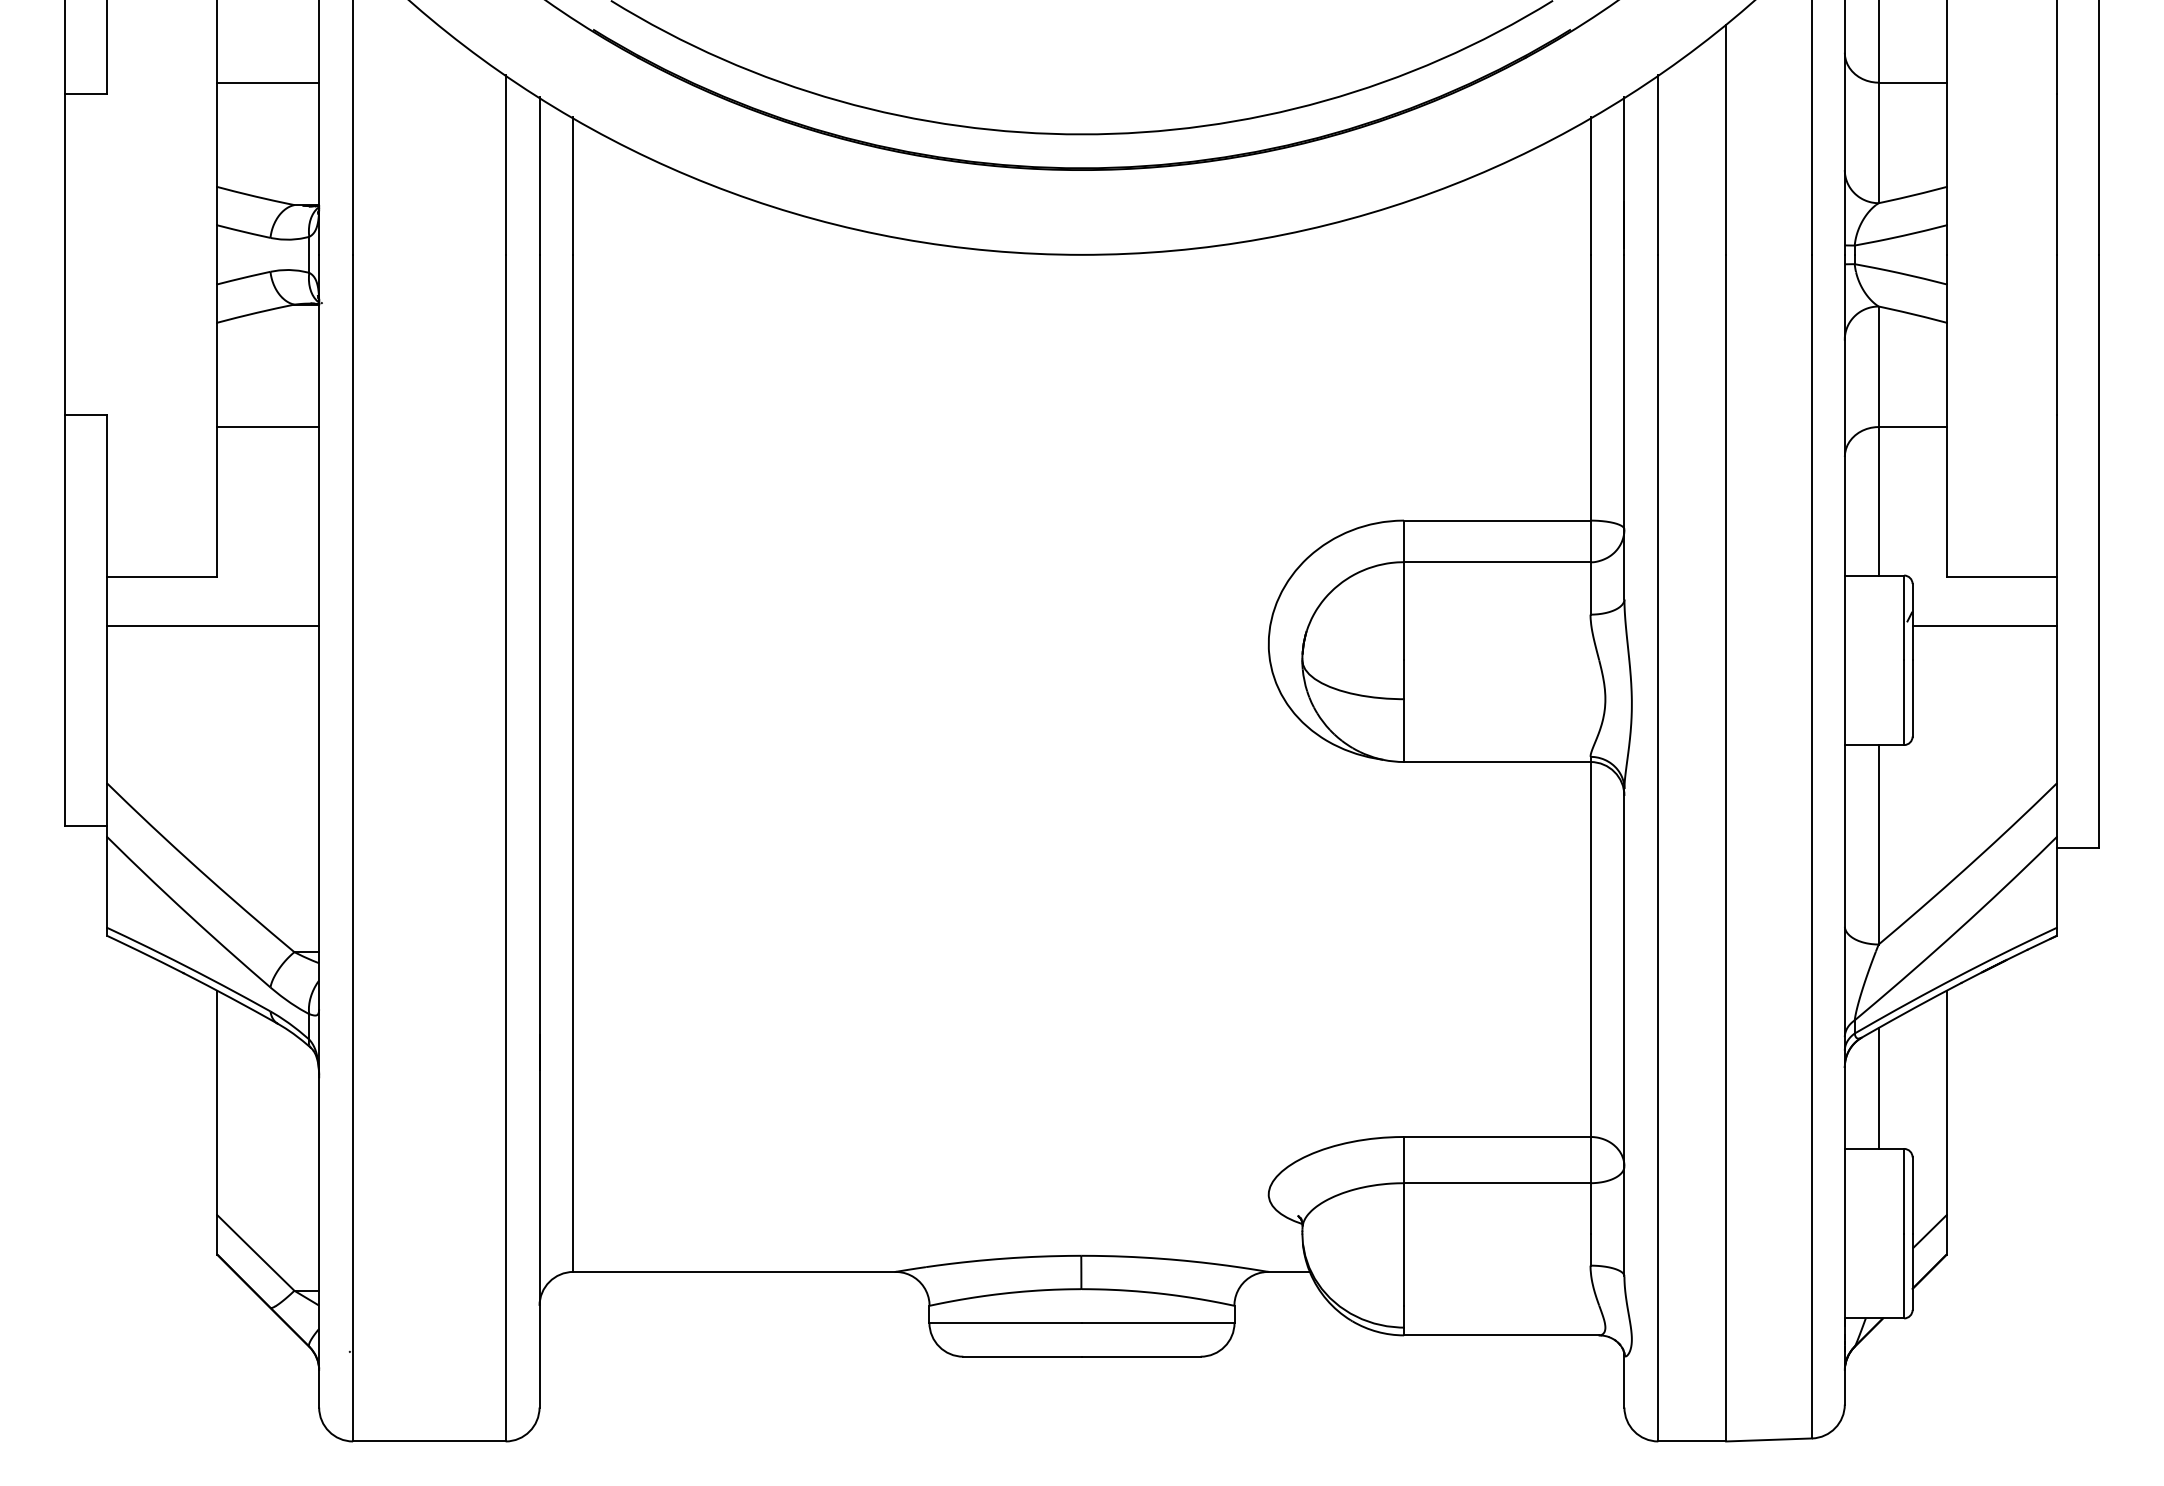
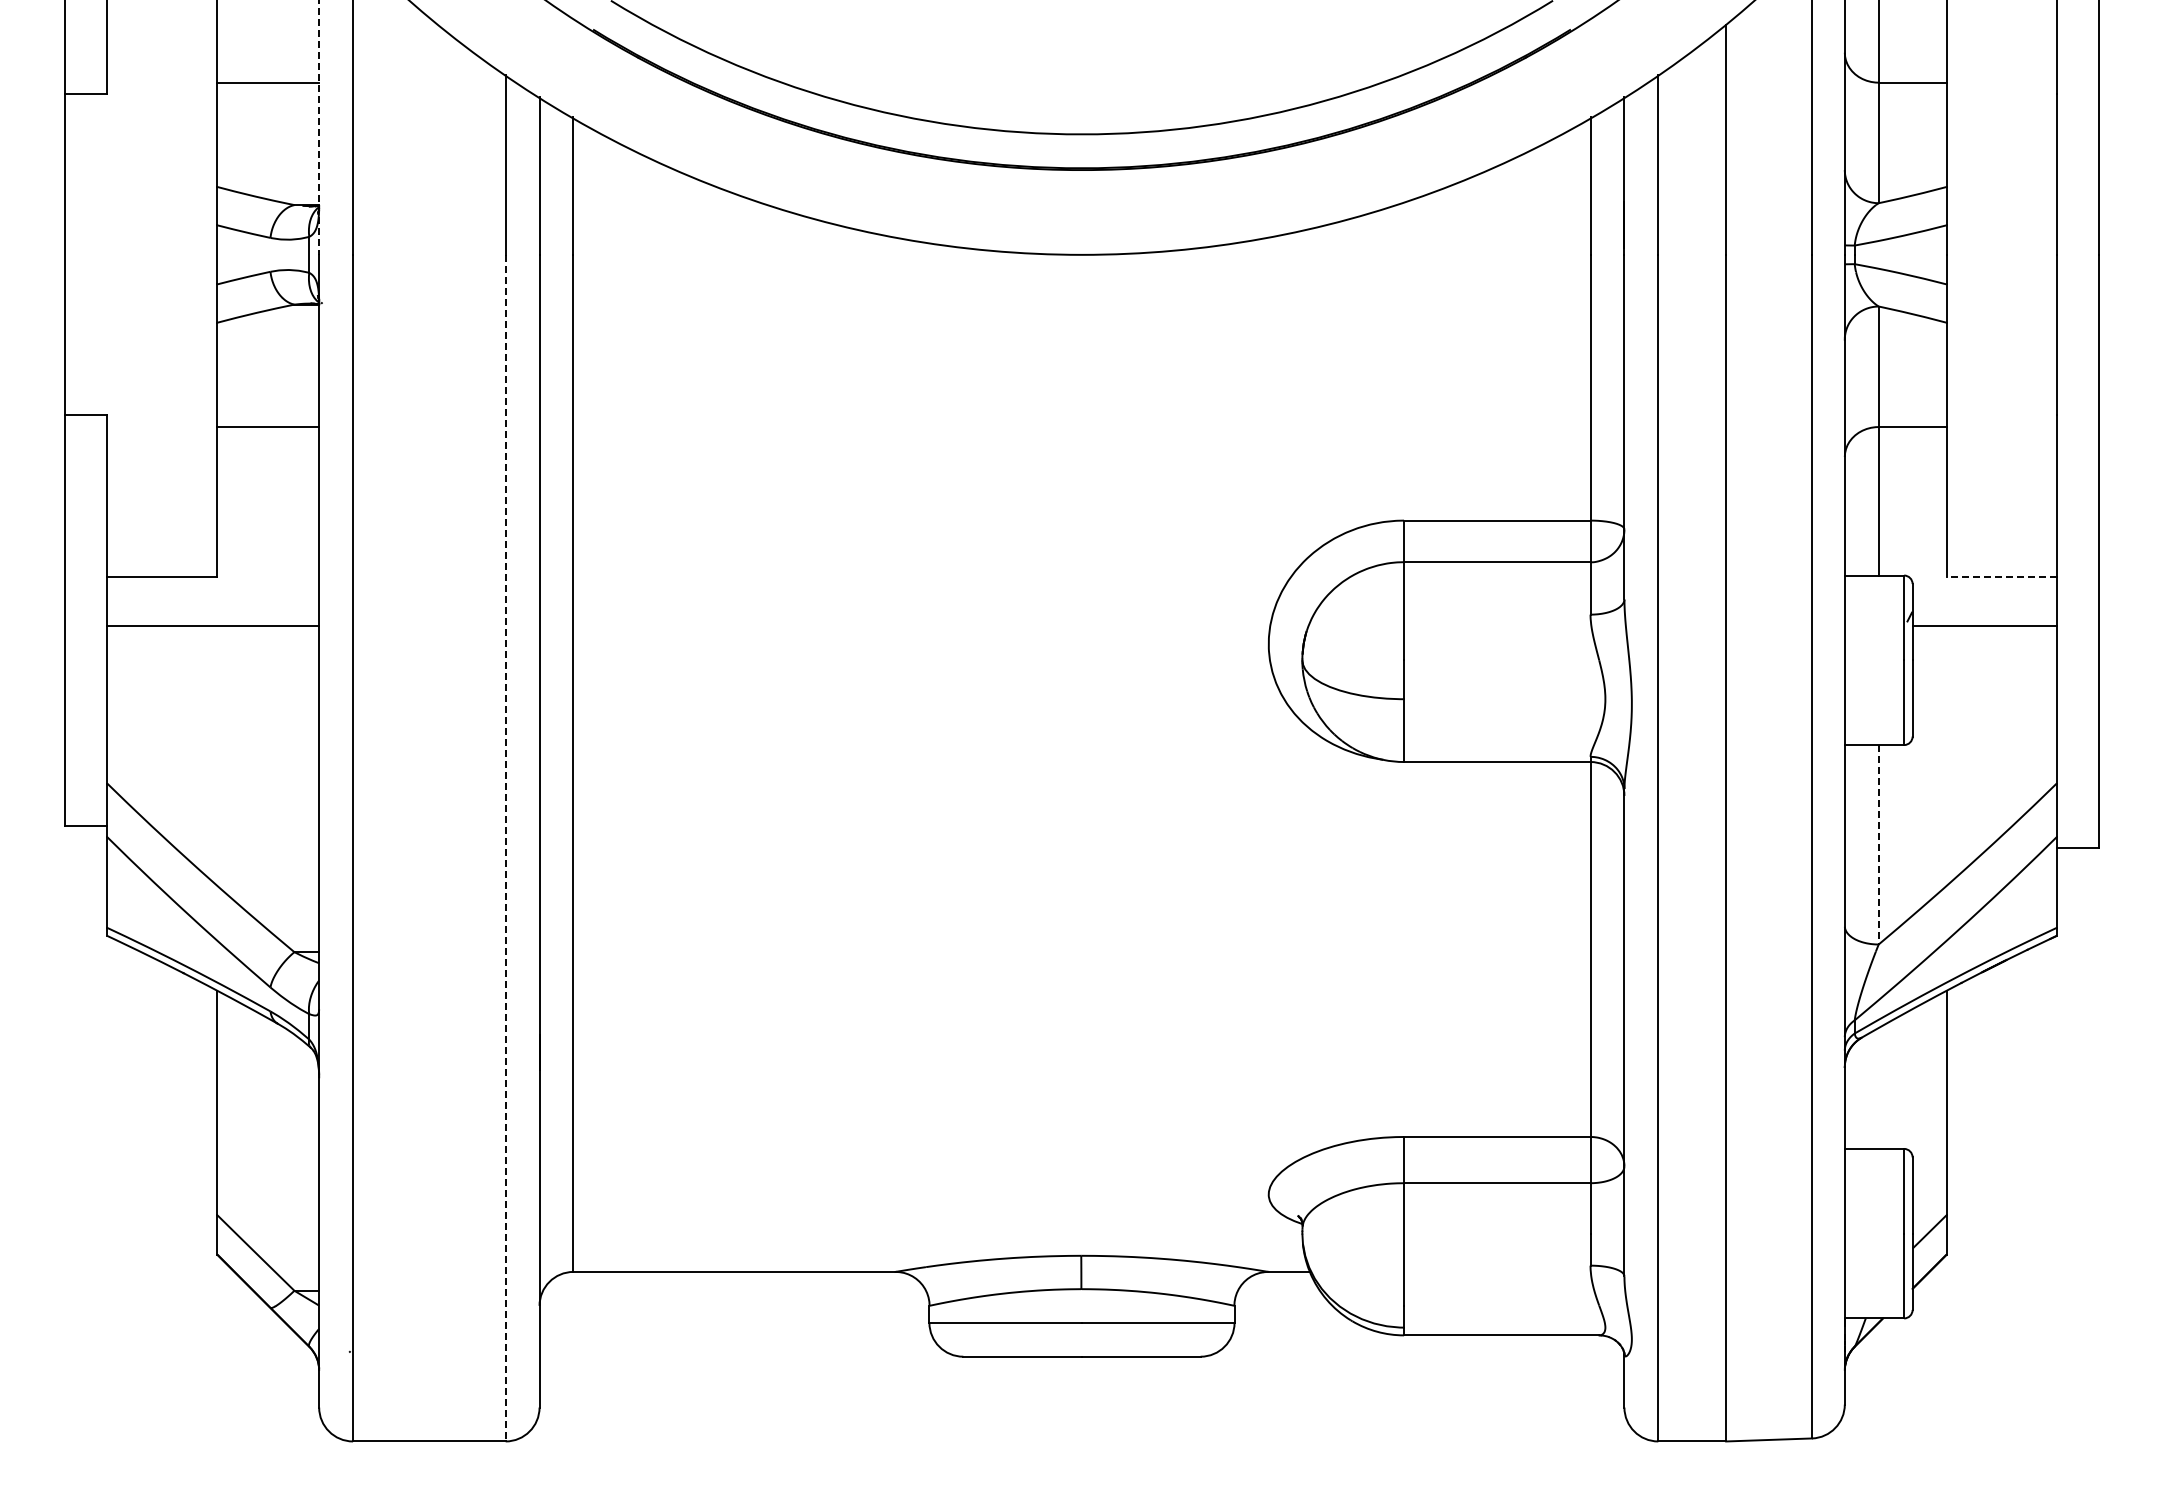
line: solid -> dashed (319, 127)
line: solid -> dashed (2001, 576)
line: solid -> dashed (1878, 844)
line: solid -> dashed (505, 848)
line: present -> none (1878, 1088)
